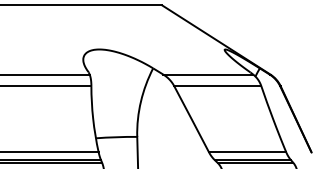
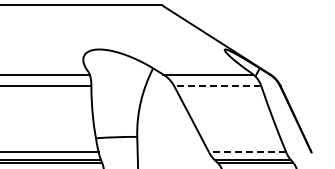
line: solid -> dashed (217, 86)
line: solid -> dashed (247, 152)
